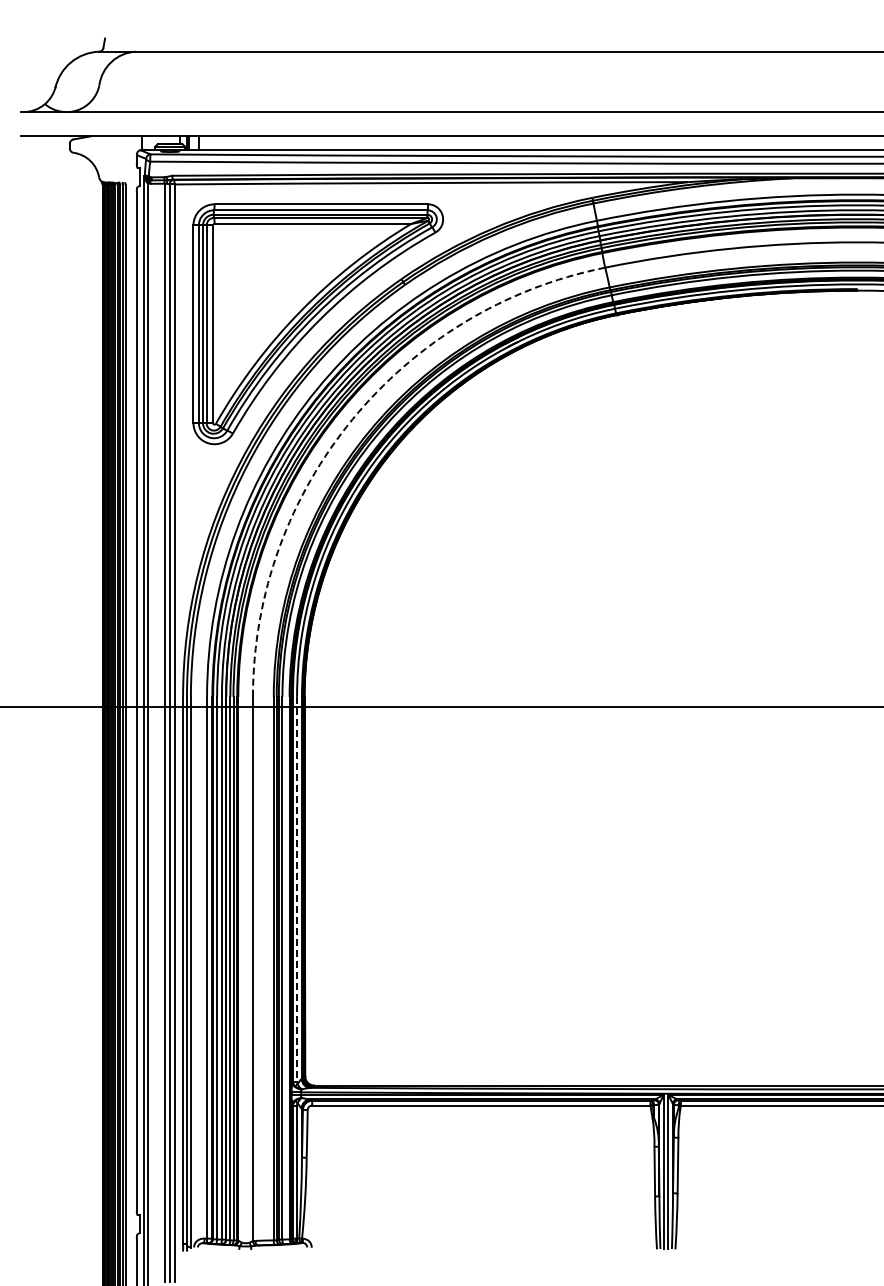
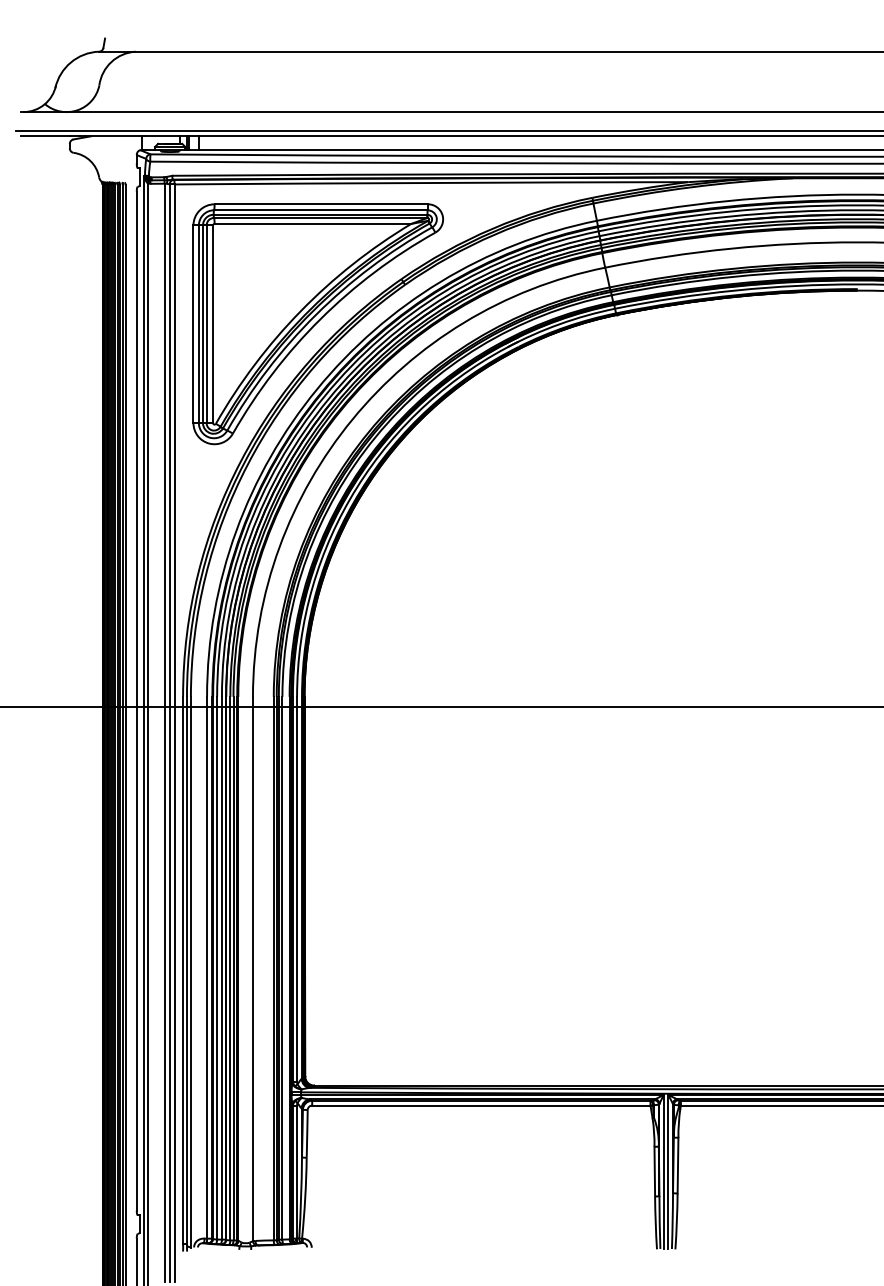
line: none -> present (447, 130)
arc: dashed -> solid (352, 419)
line: dashed -> solid (297, 889)
